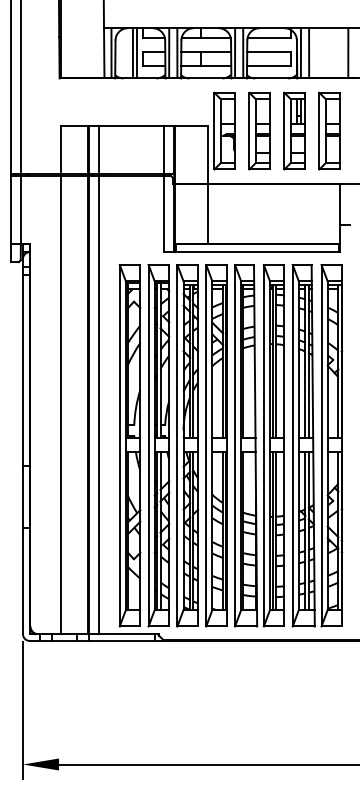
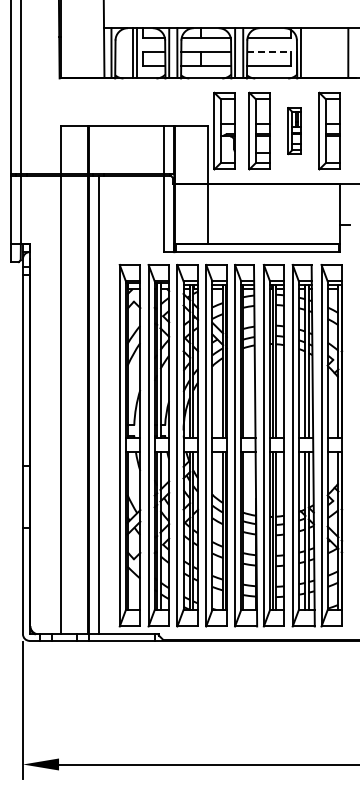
line: solid -> dashed (269, 52)
line: present -> none (309, 52)
part size: 23x80 px -> 15x49 px (294, 131)
line: present -> none (99, 149)
